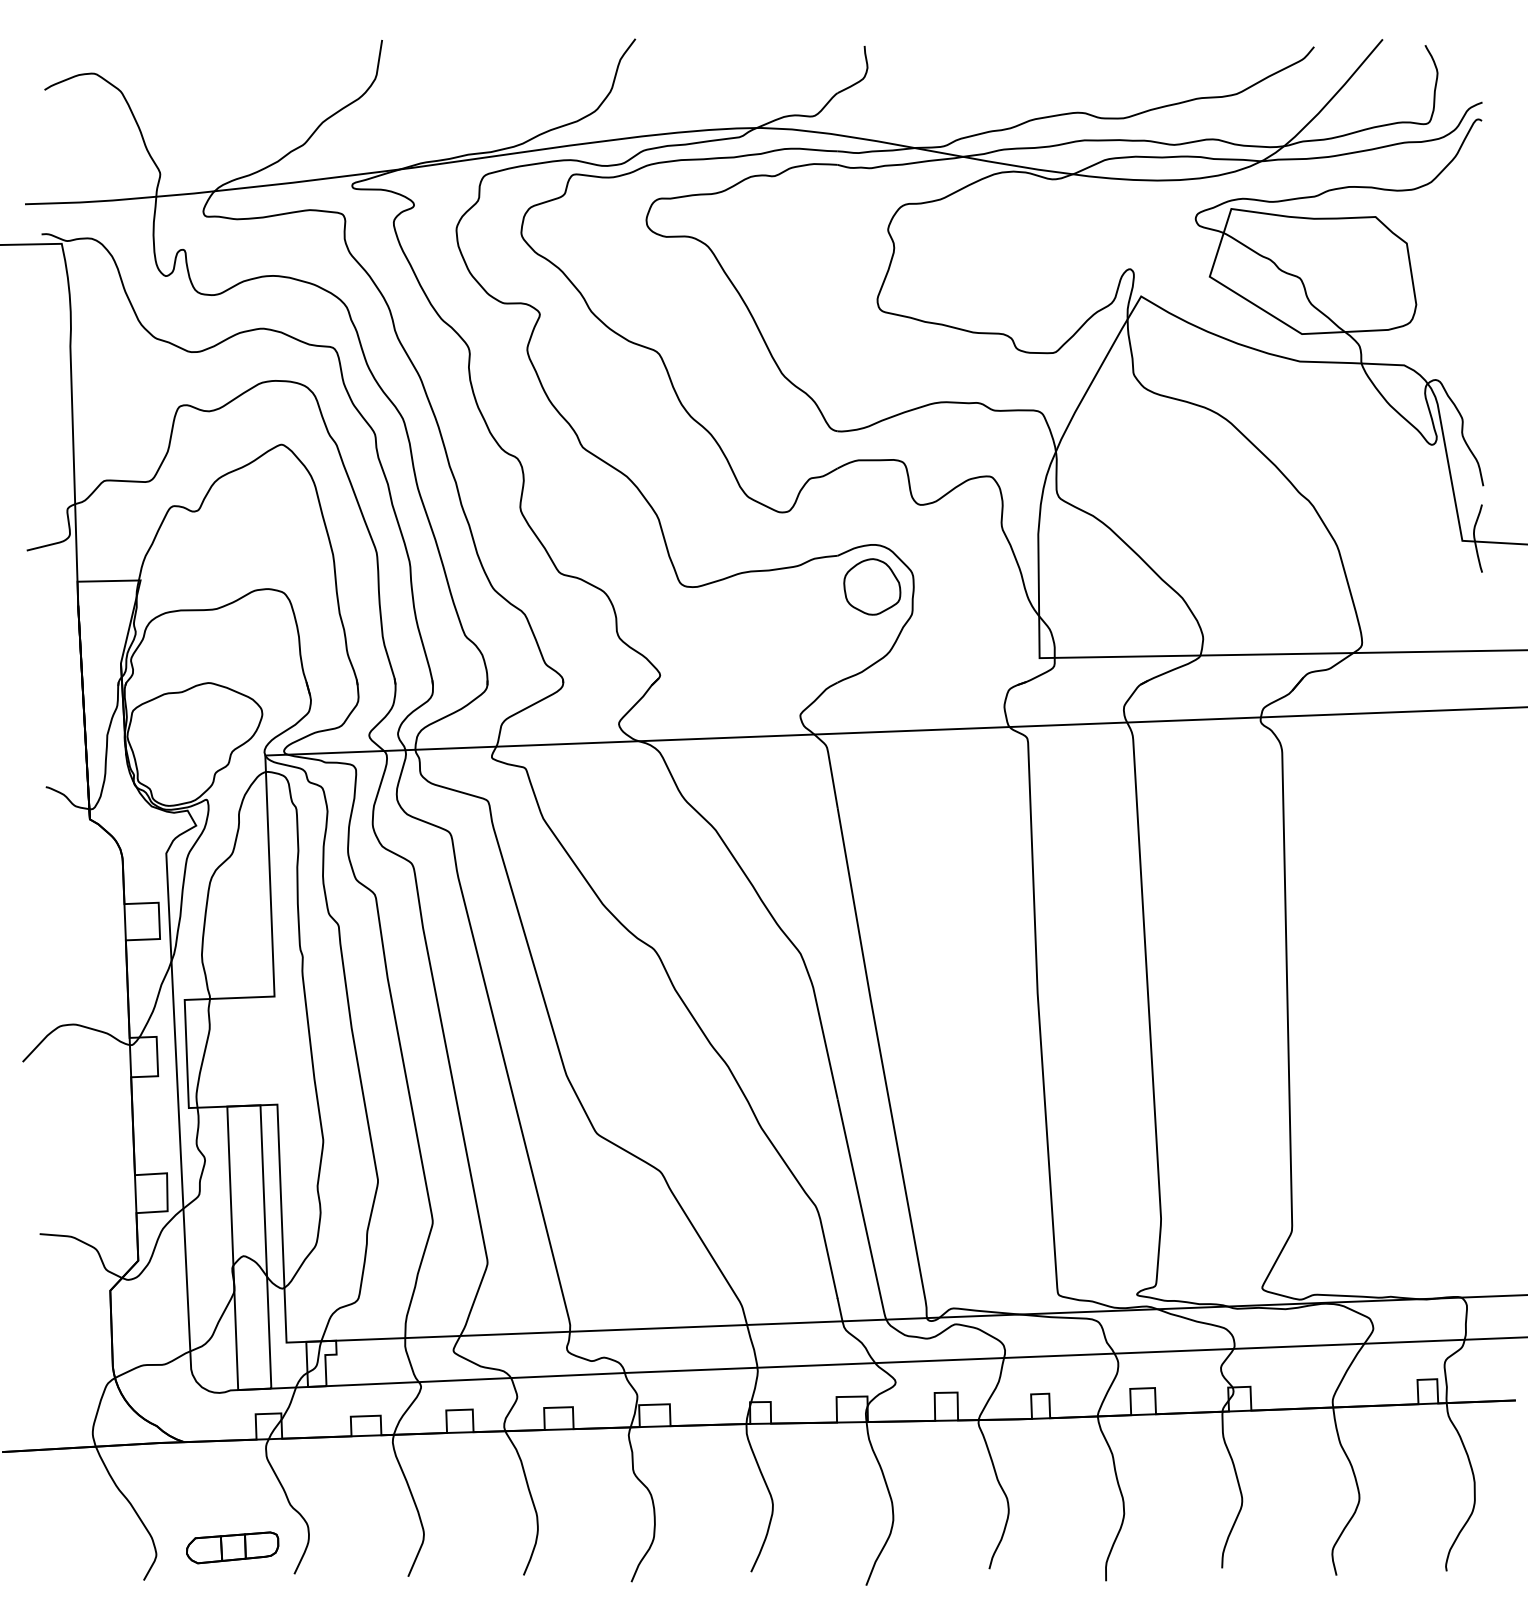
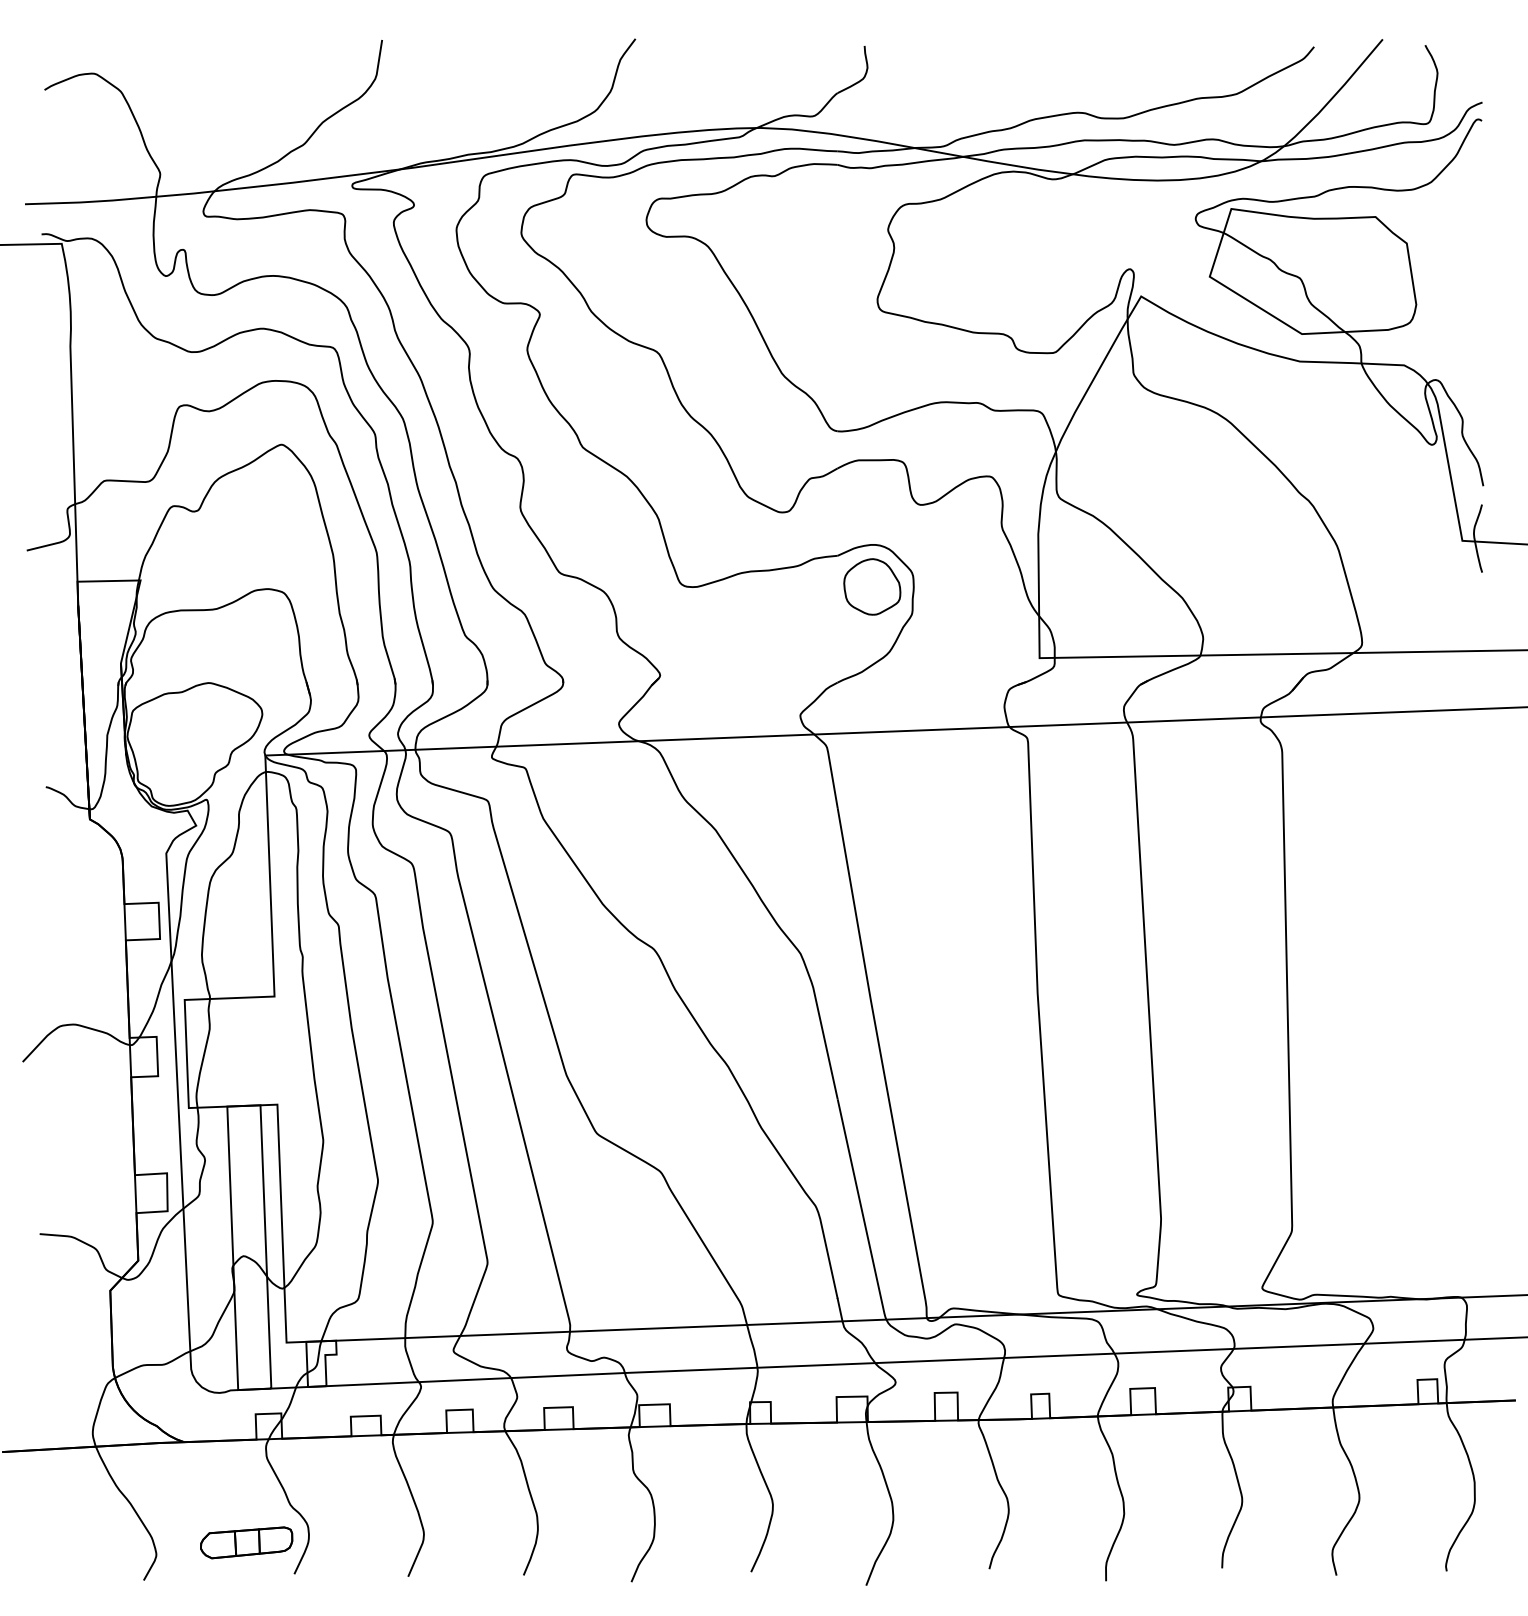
part position: (232, 1547) -> (246, 1542) (246, 1542)
